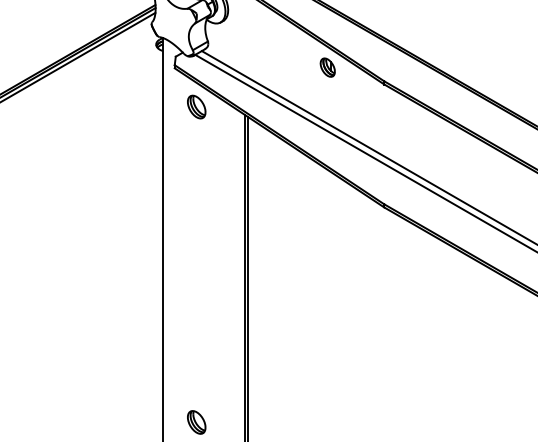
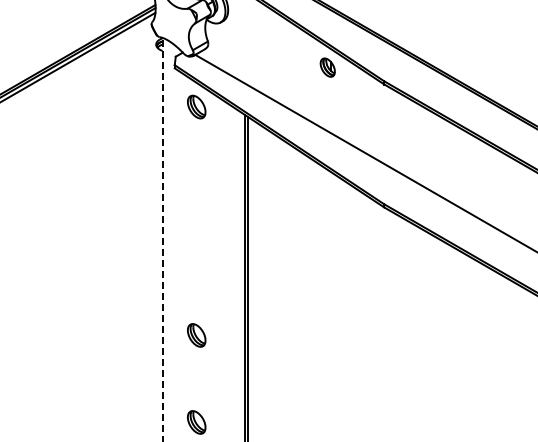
line: present -> none (367, 147)
line: solid -> dashed (162, 239)
part: none -> present (196, 335)
